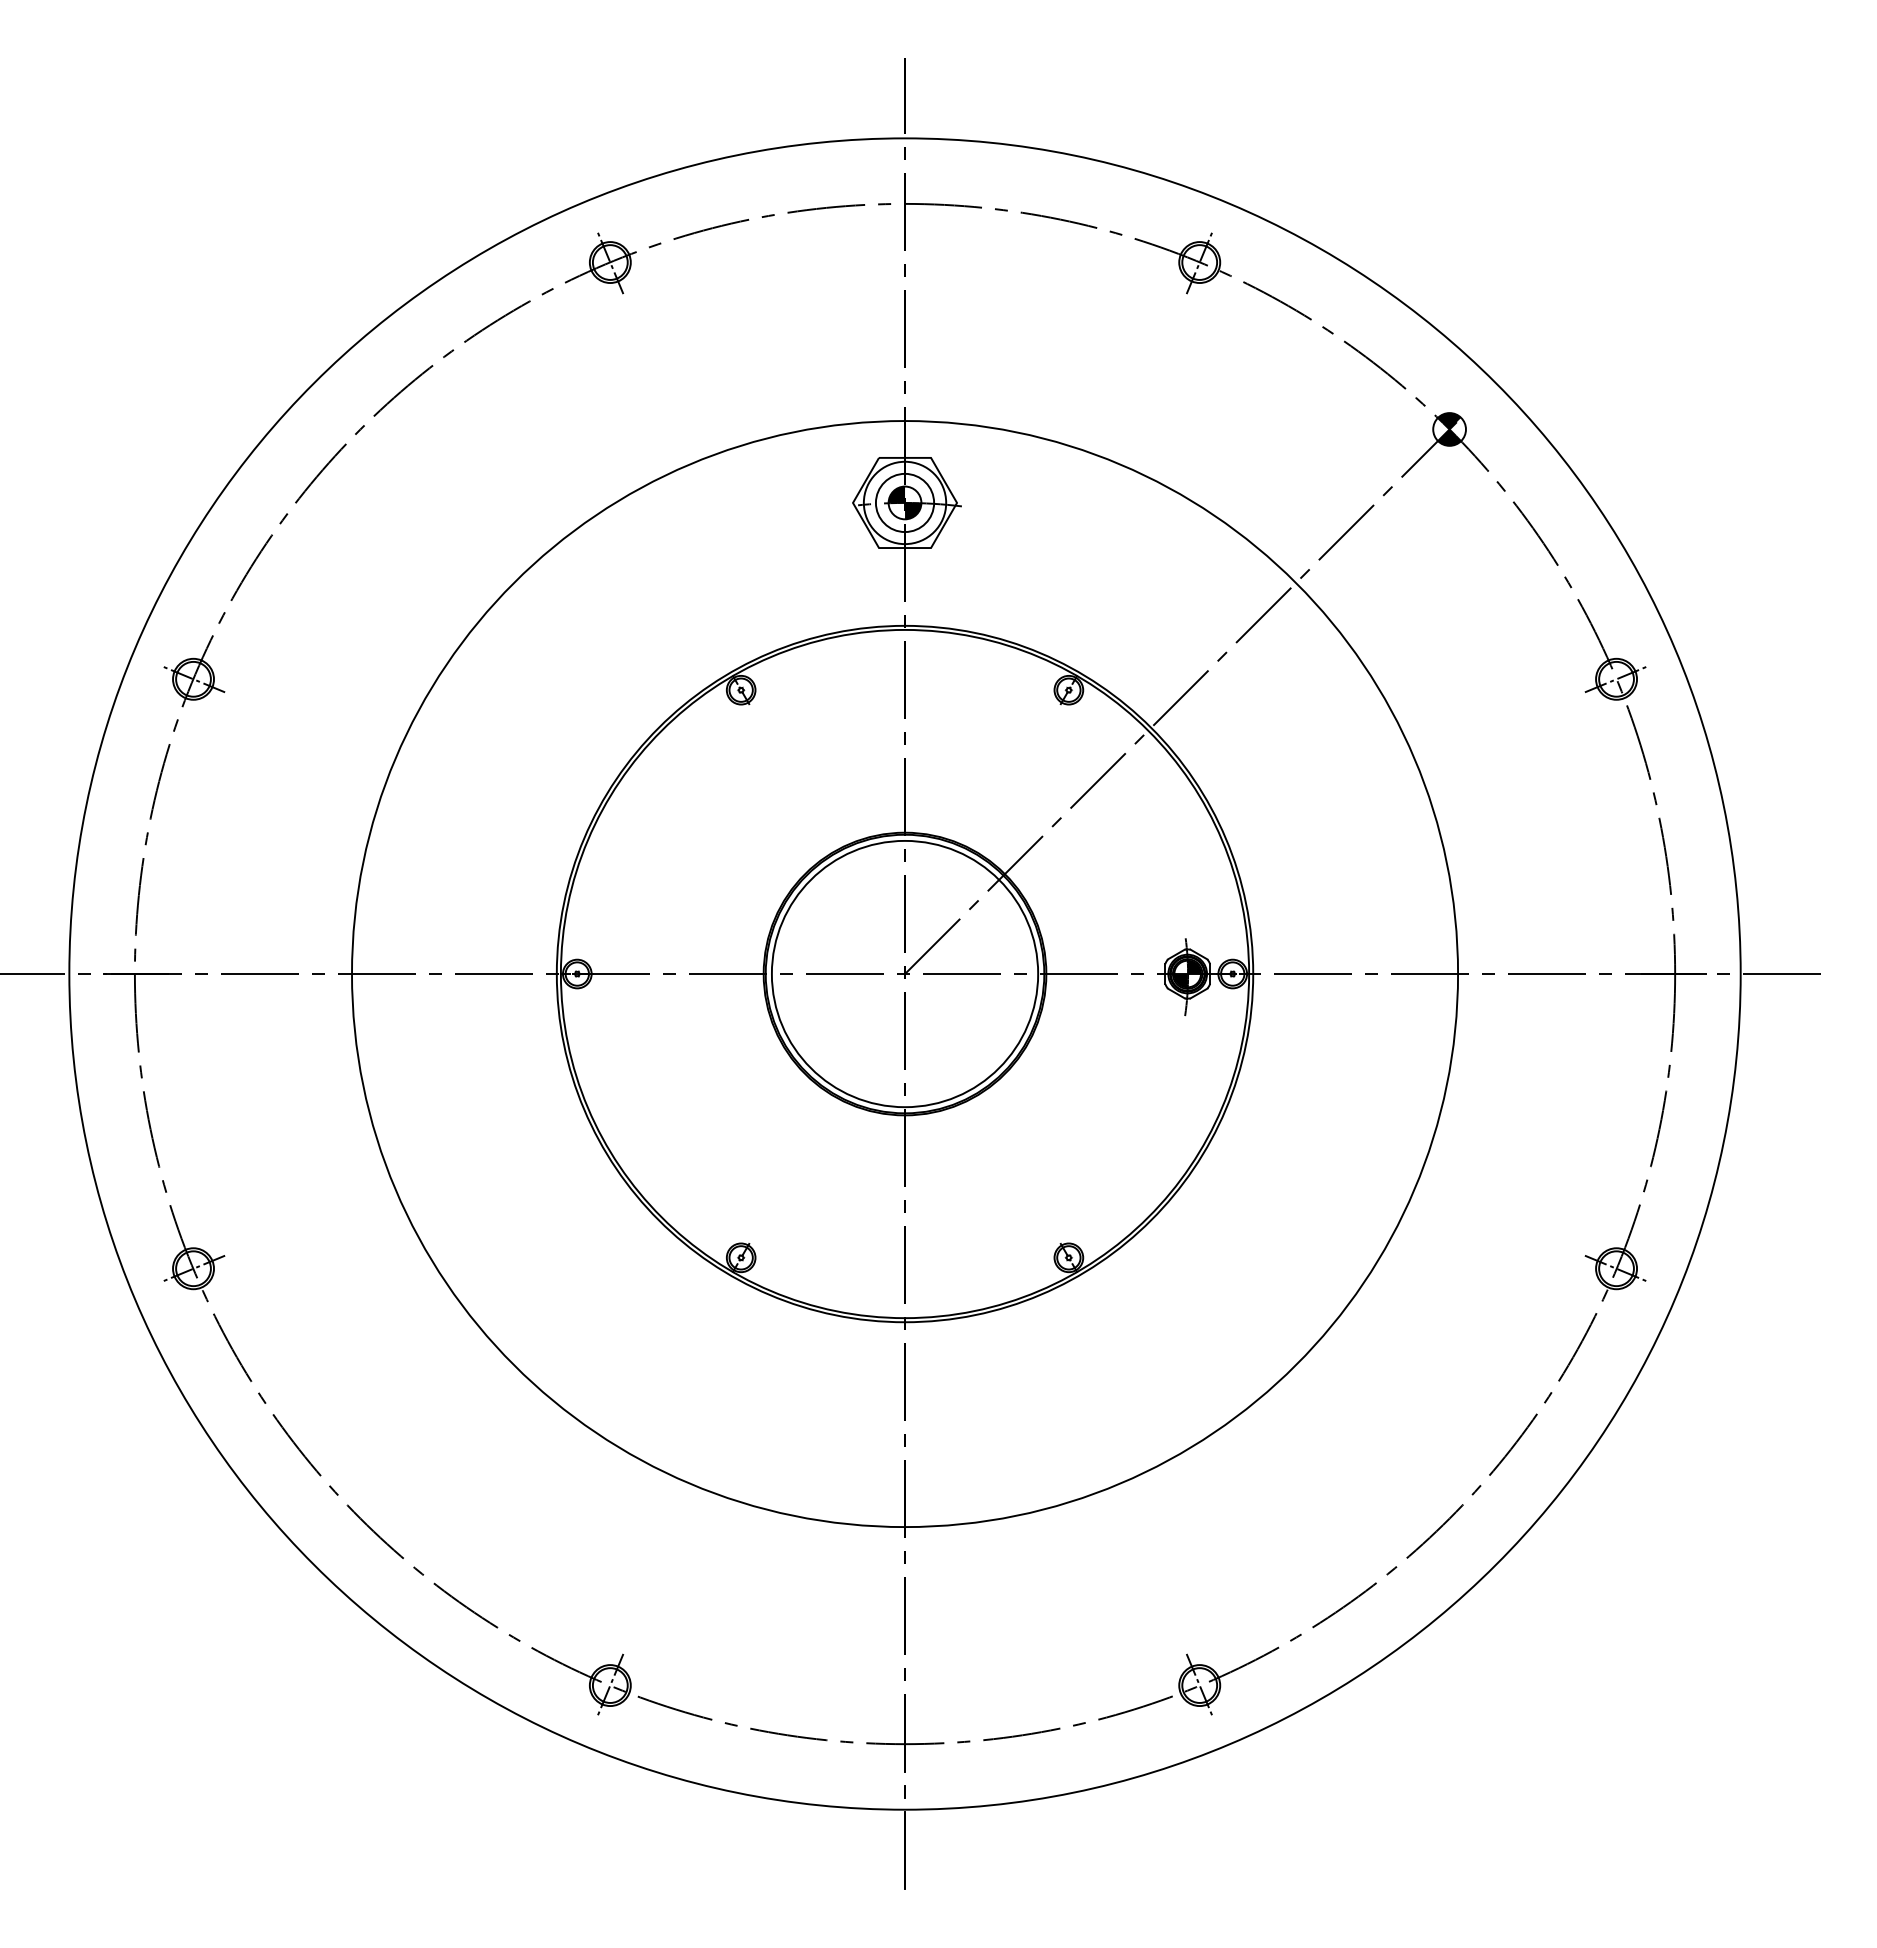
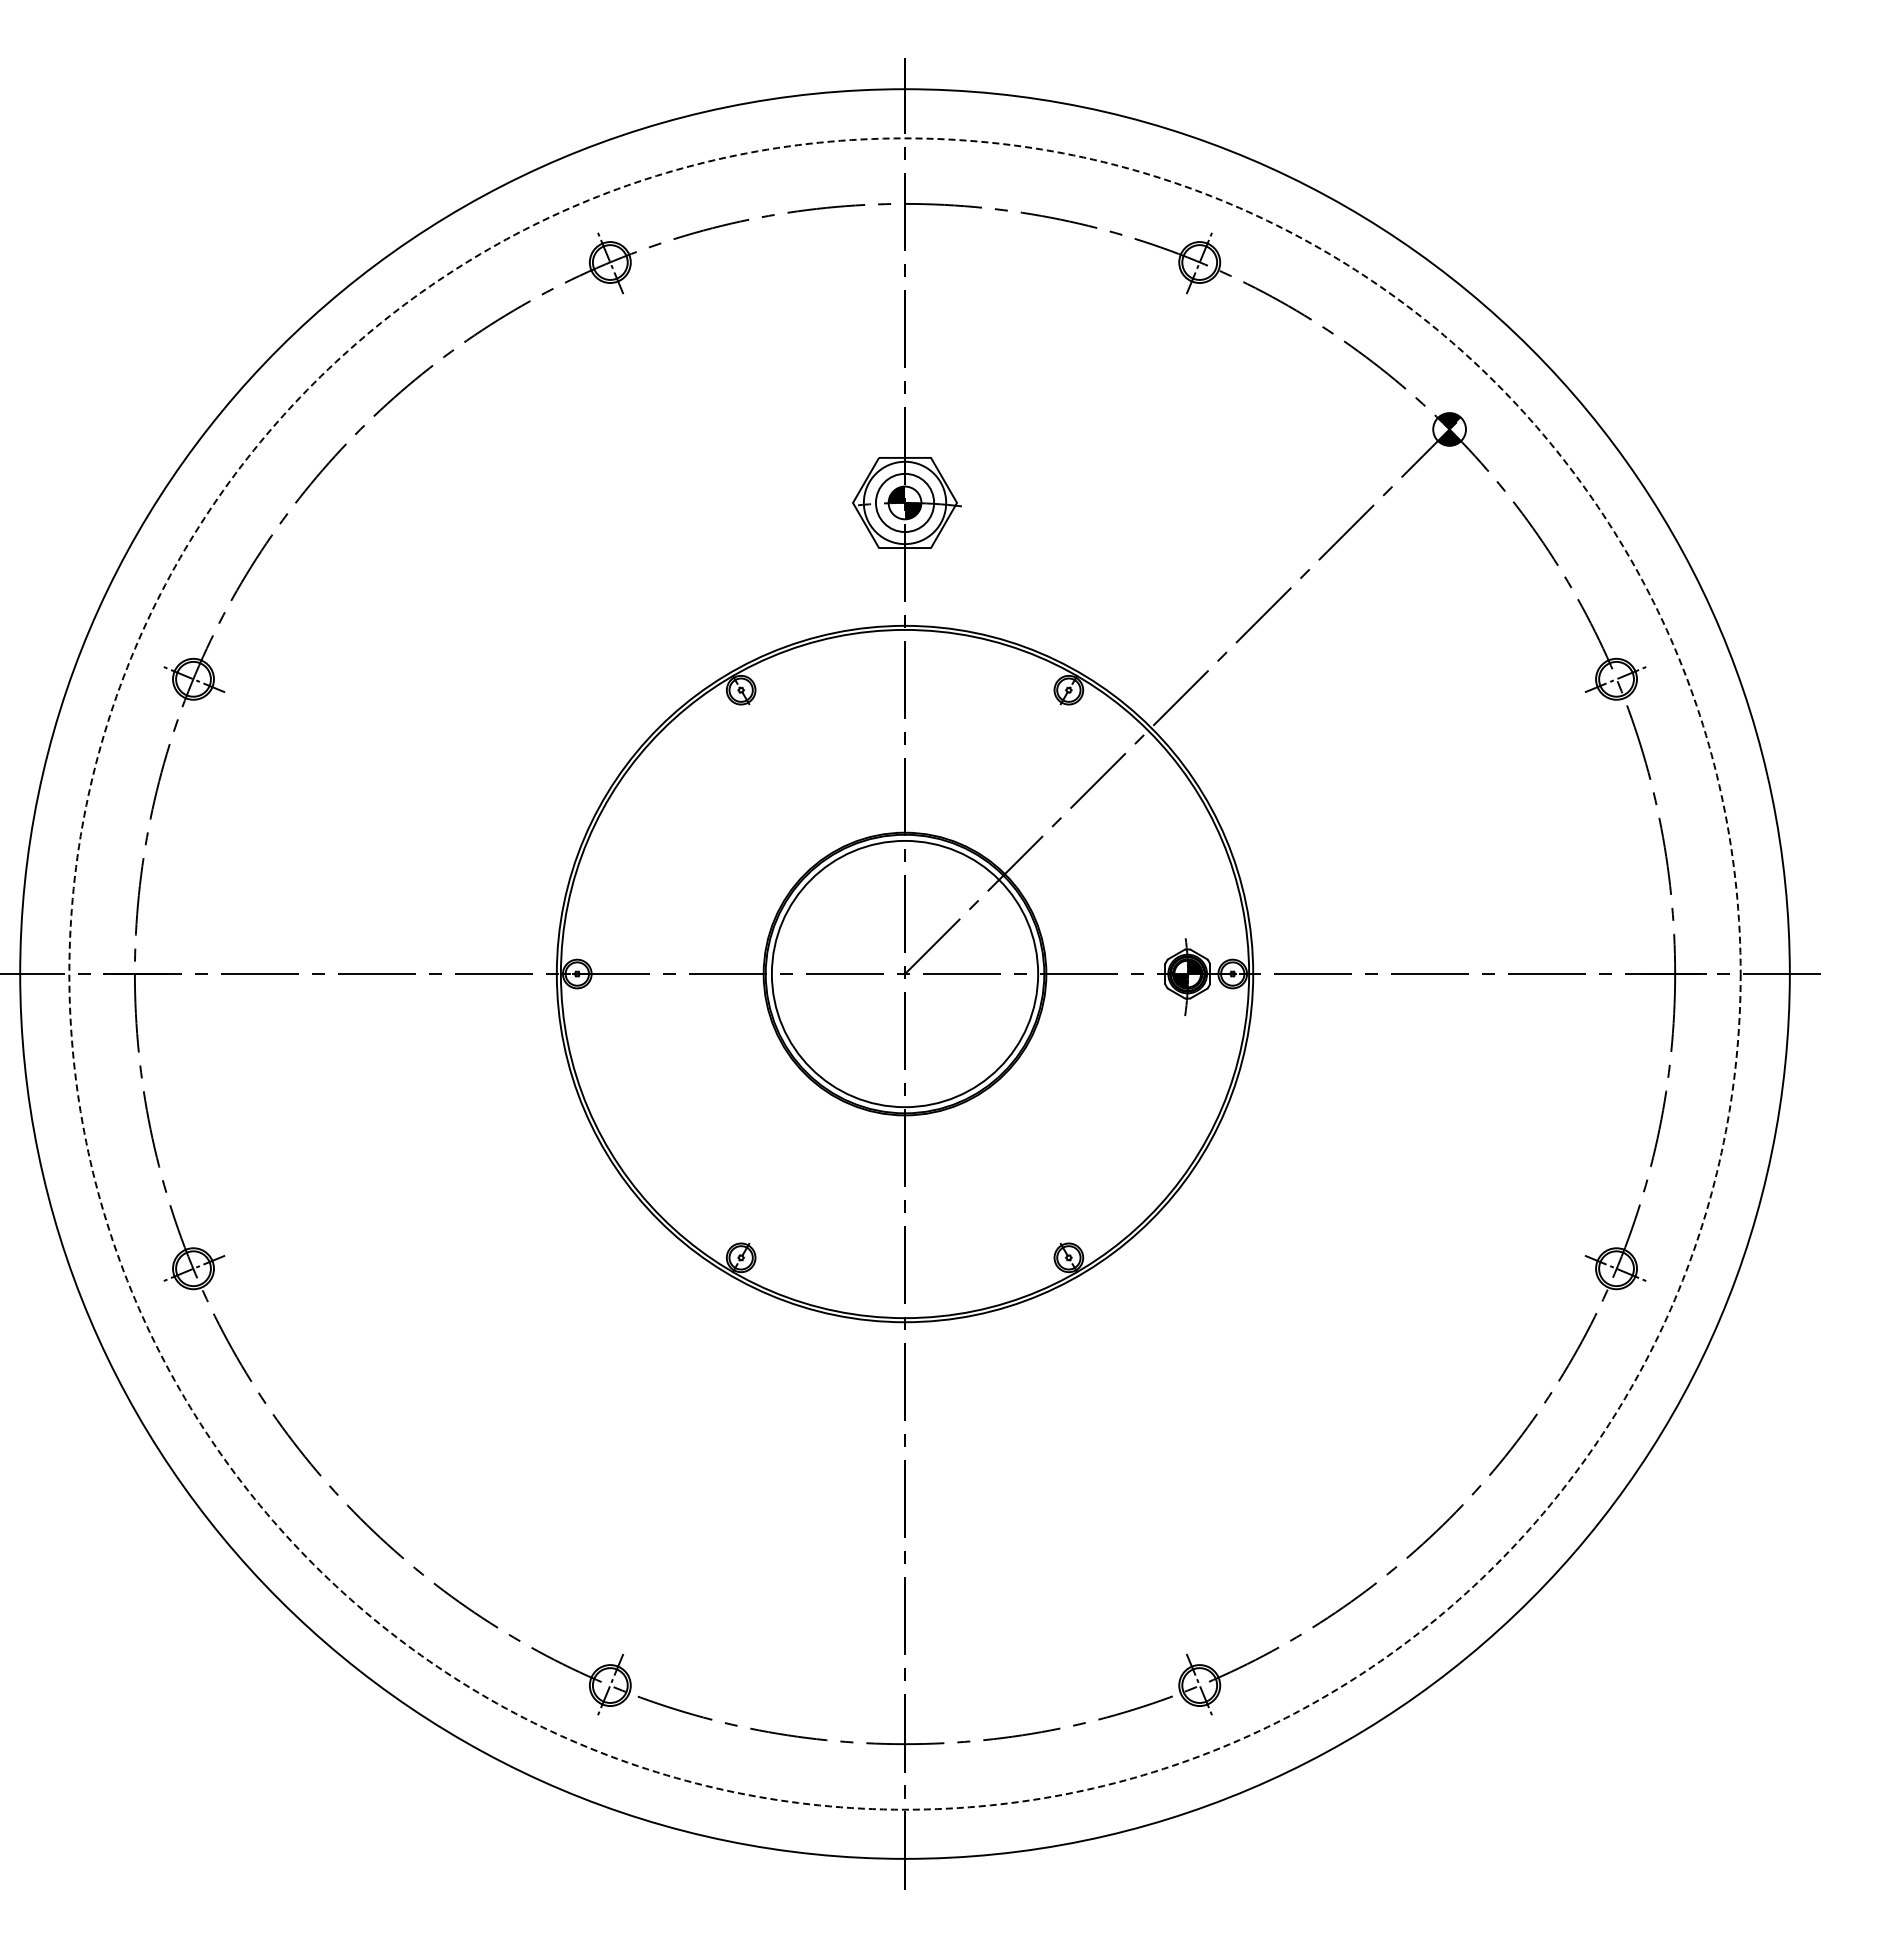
circle: solid -> dashed (904, 973)
circle diameter: 1106 px -> 1770 px (904, 973)
